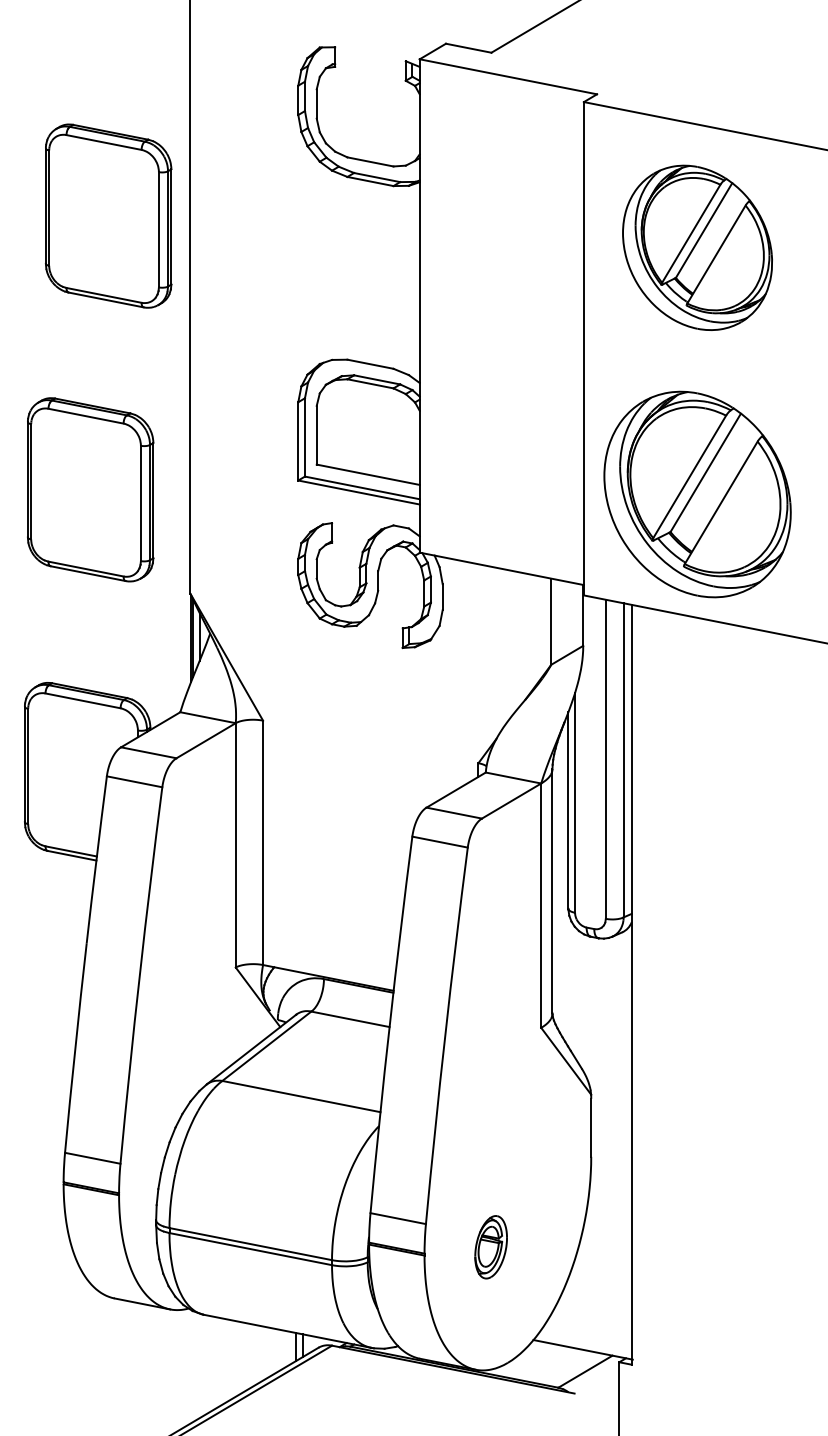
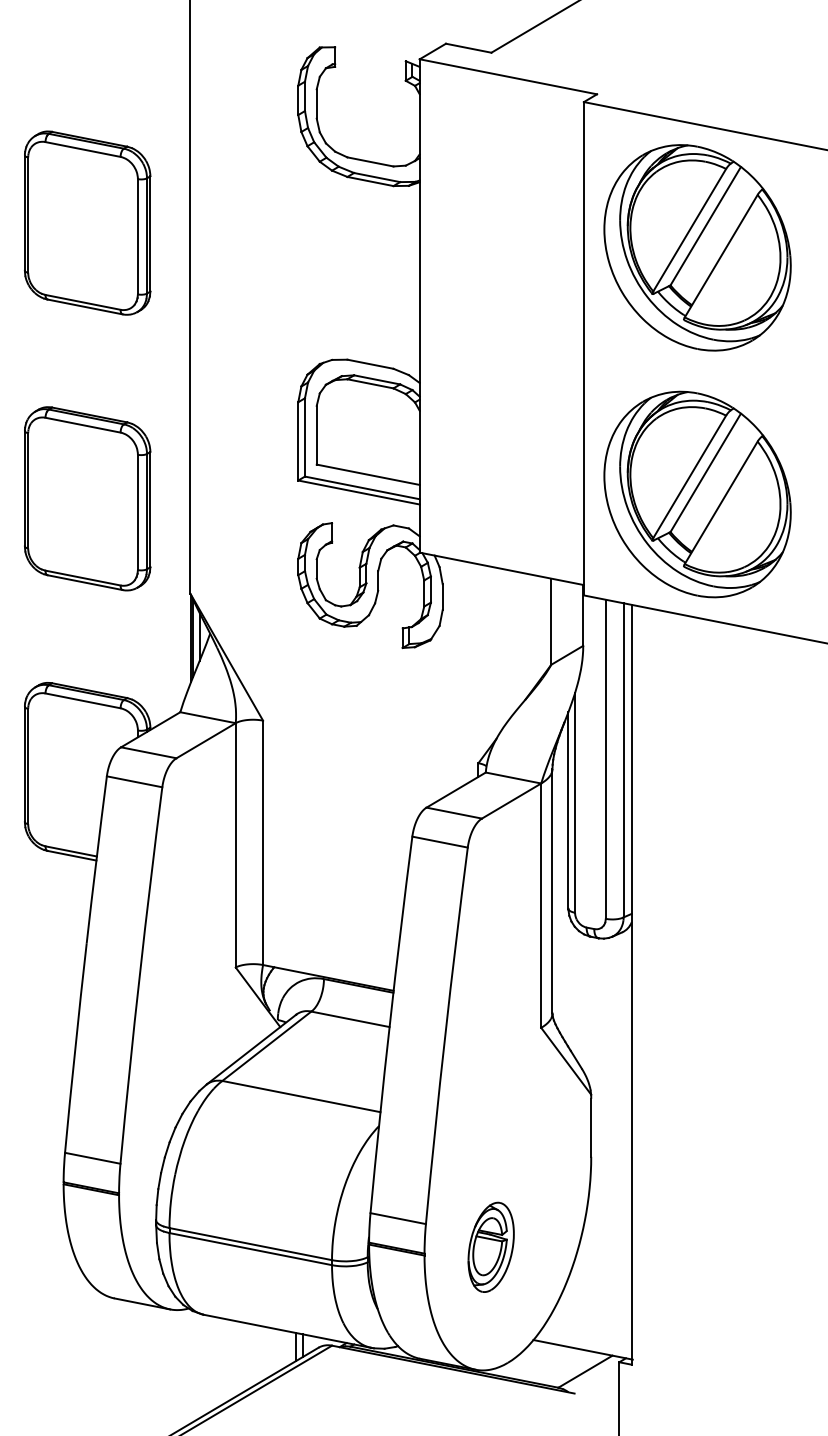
part position: (108, 215) -> (87, 222) (87, 222)
part size: 151x167 px -> 189x208 px (697, 247)
part position: (90, 489) -> (87, 498) (87, 498)
part size: 34x65 px -> 48x92 px (490, 1246)
